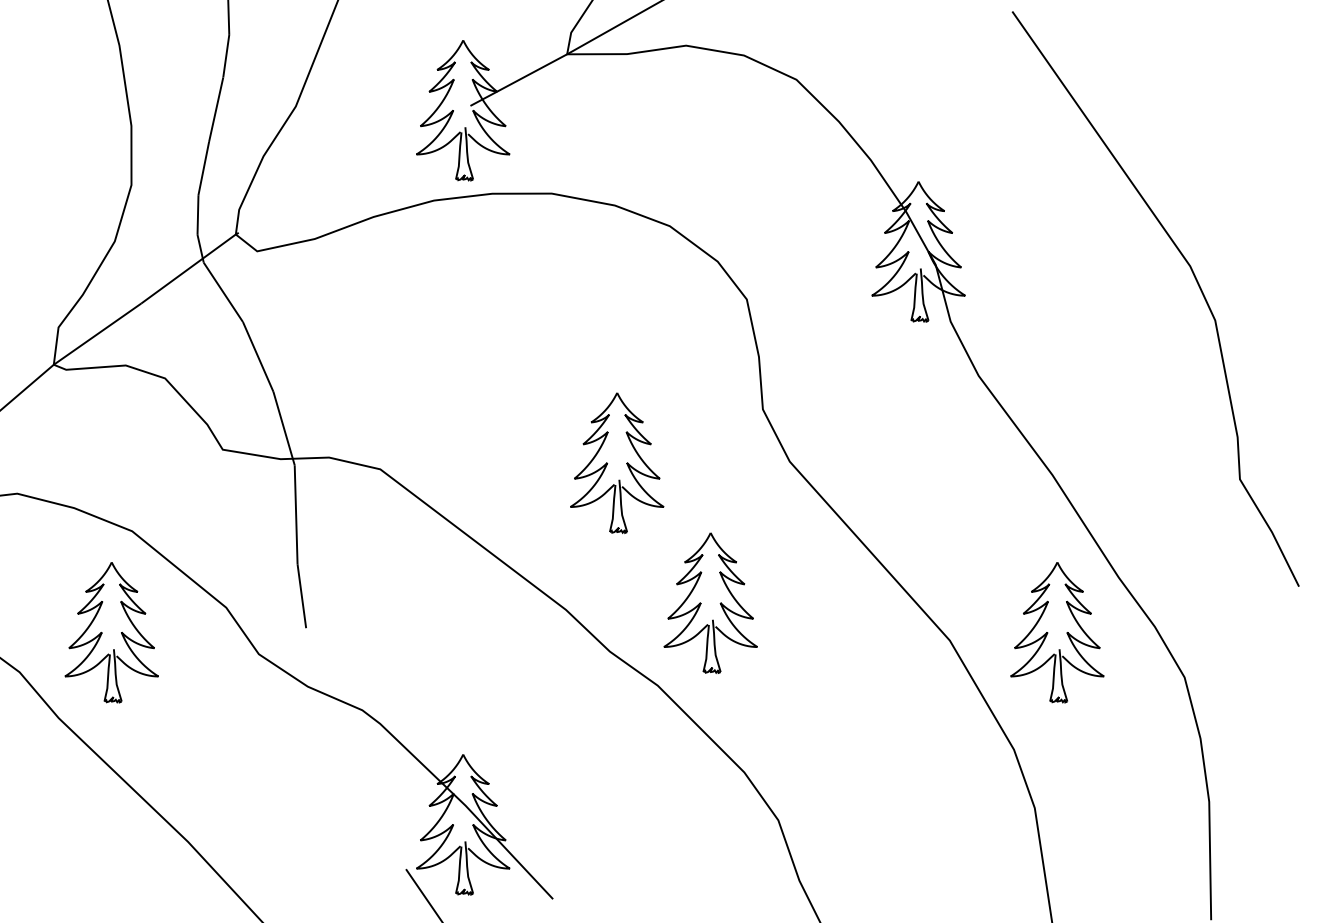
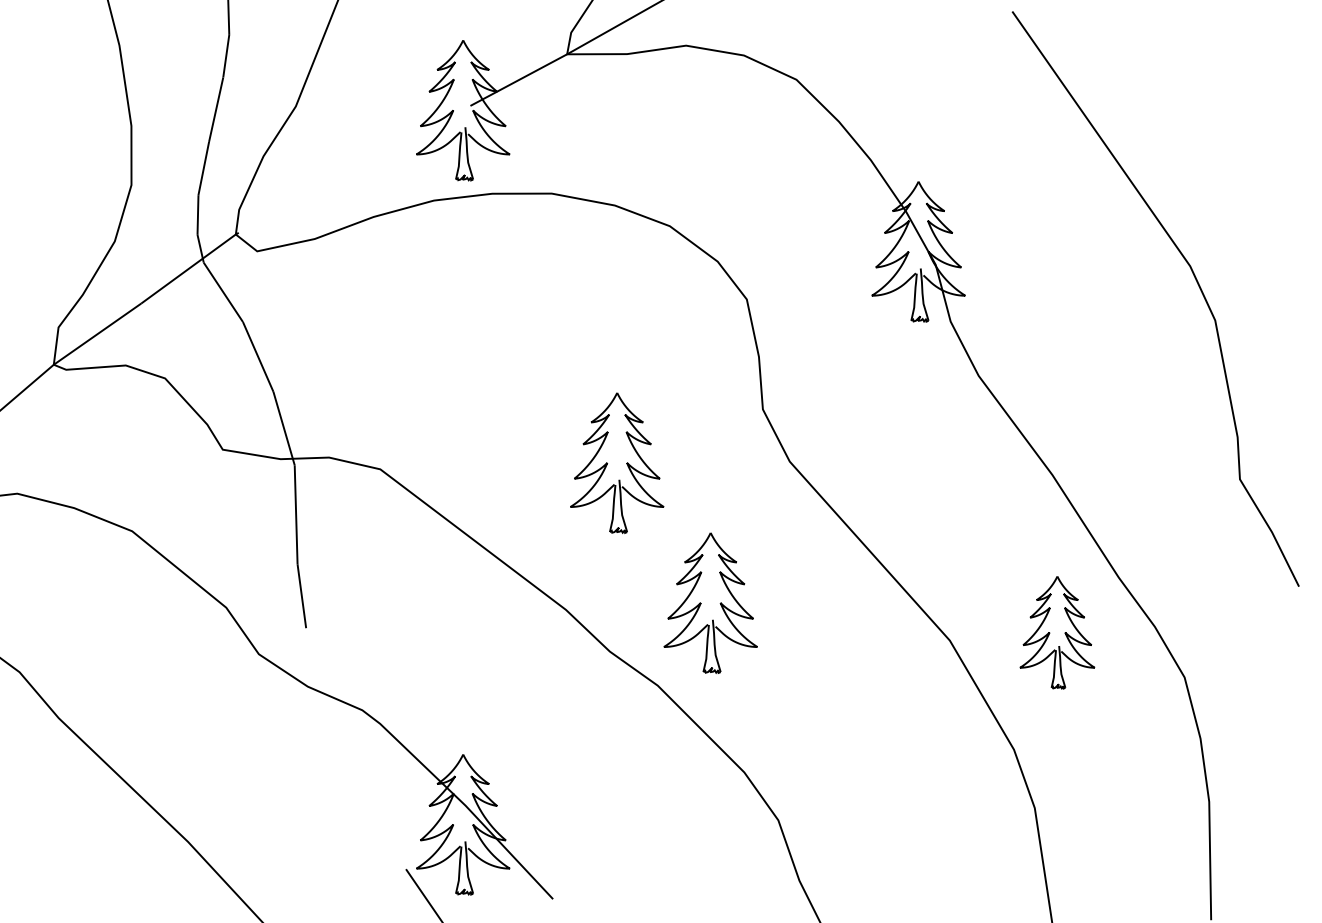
part: present -> none (111, 632)
part size: 95x142 px -> 77x114 px (1057, 632)
